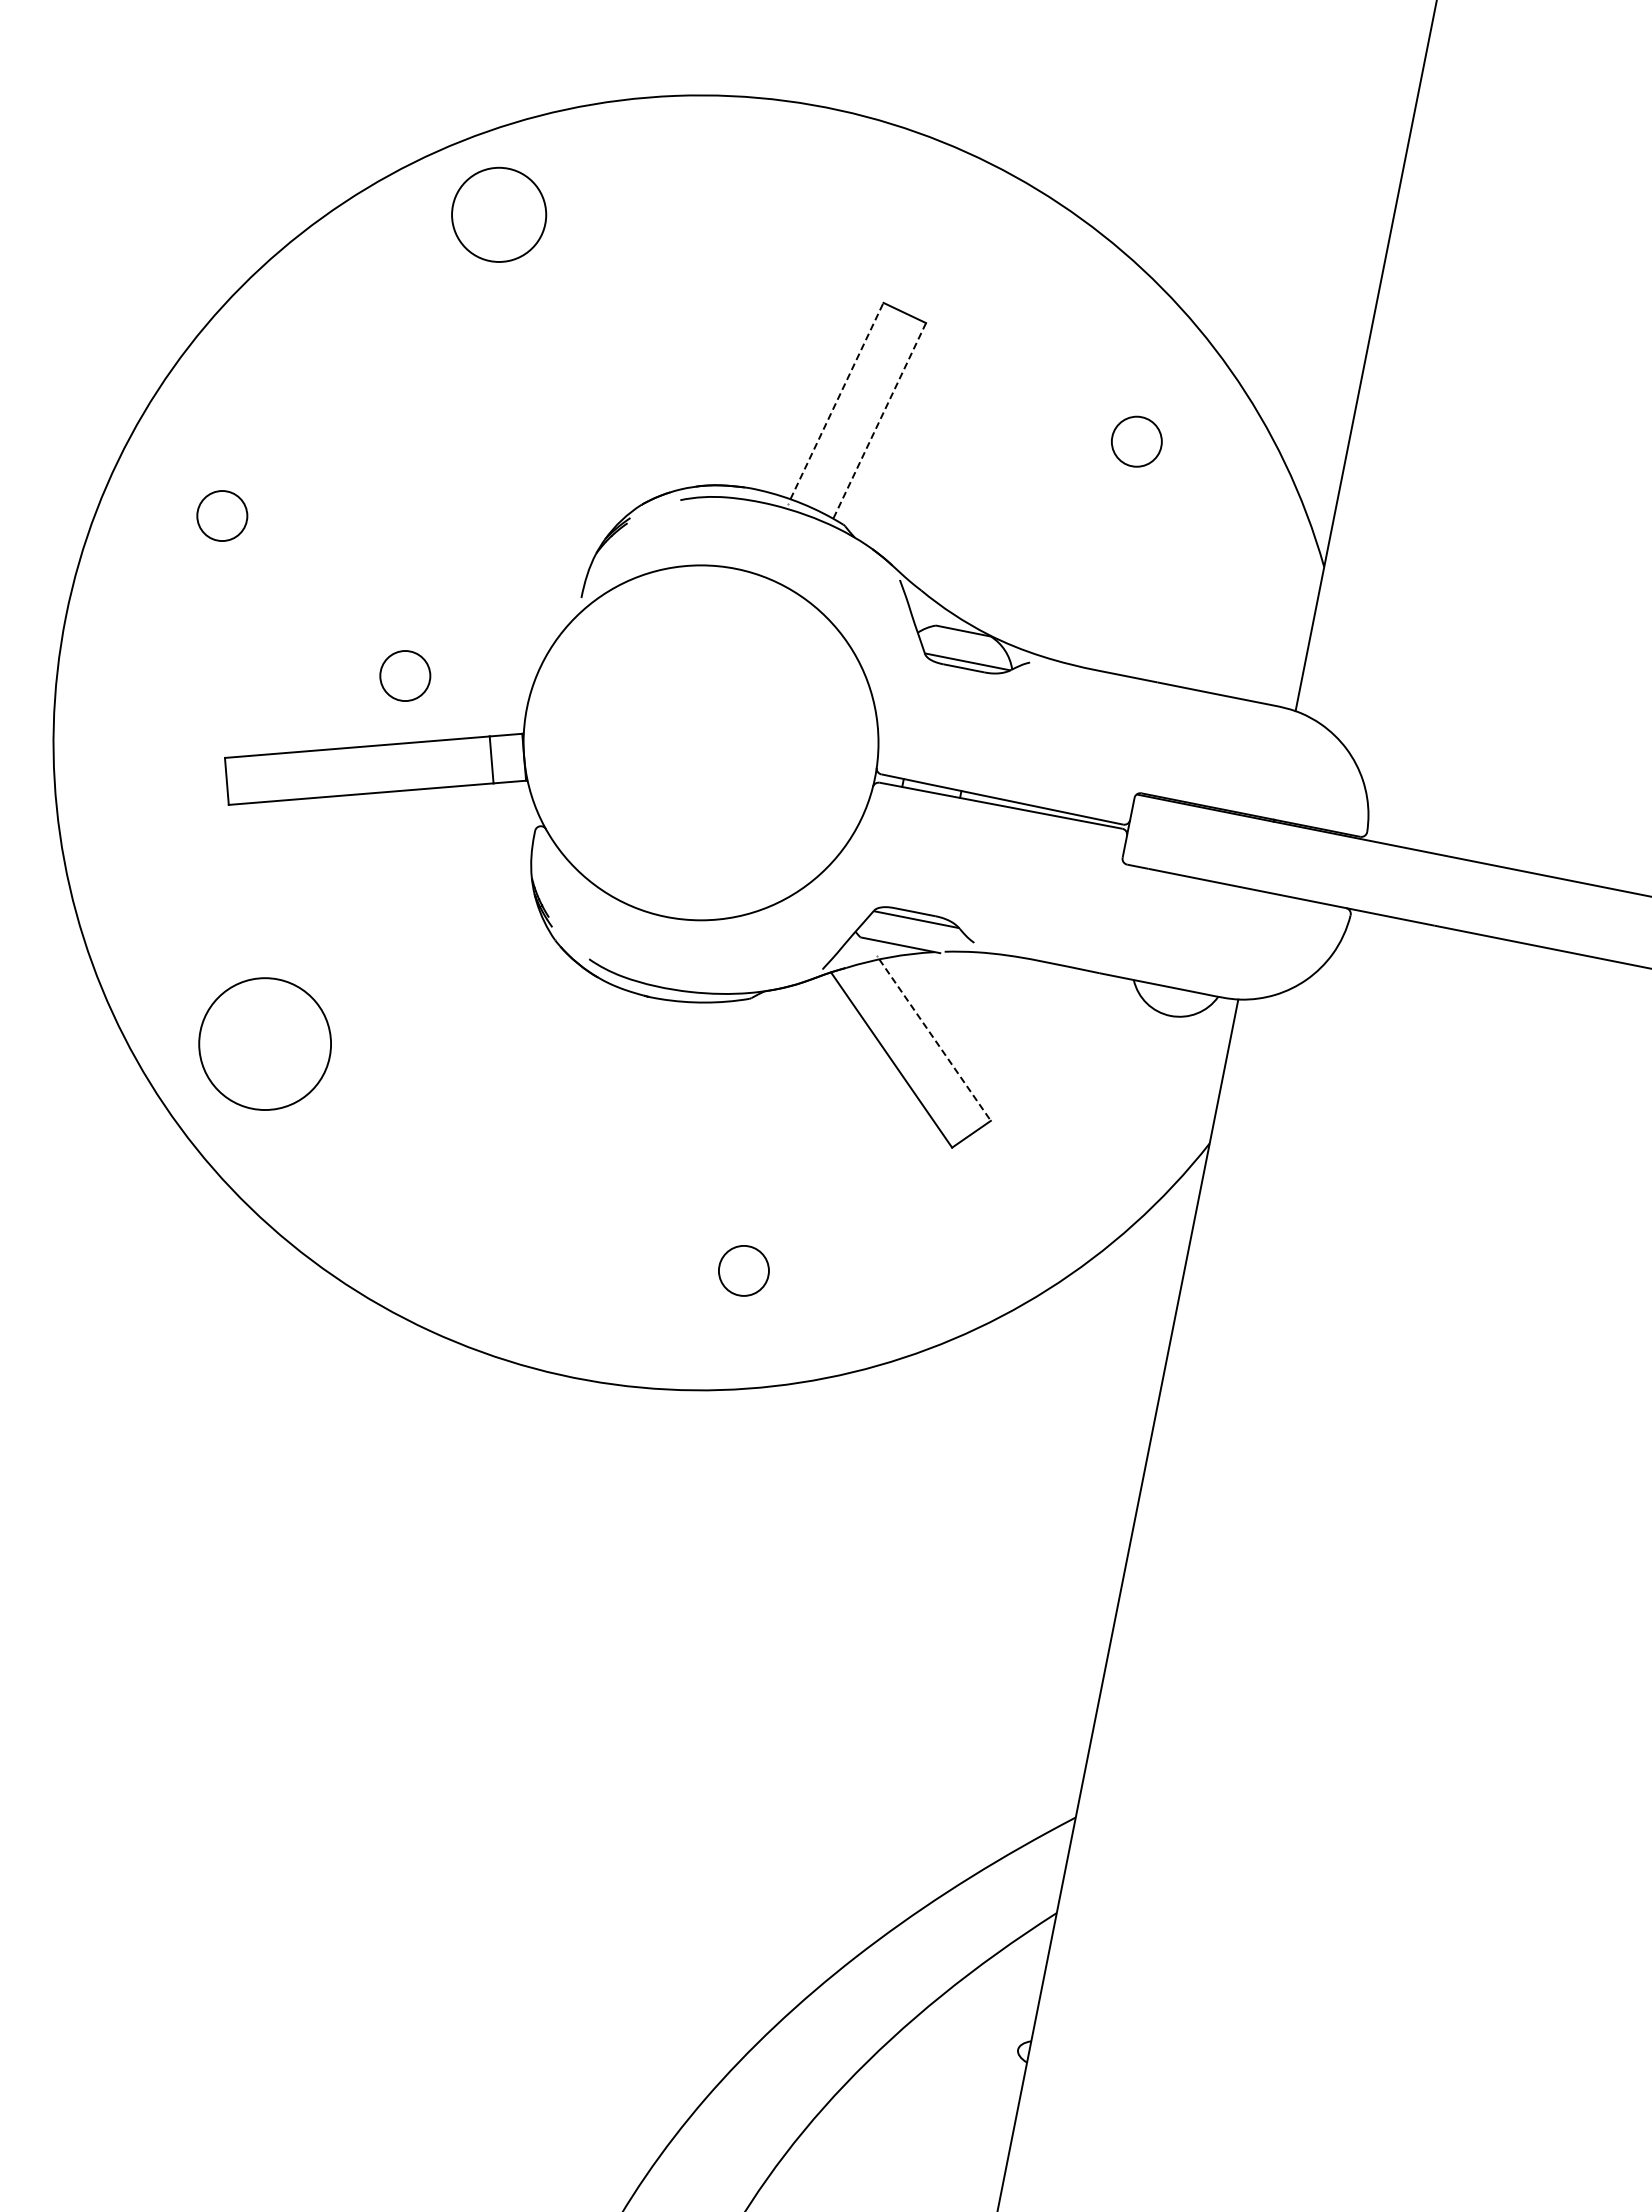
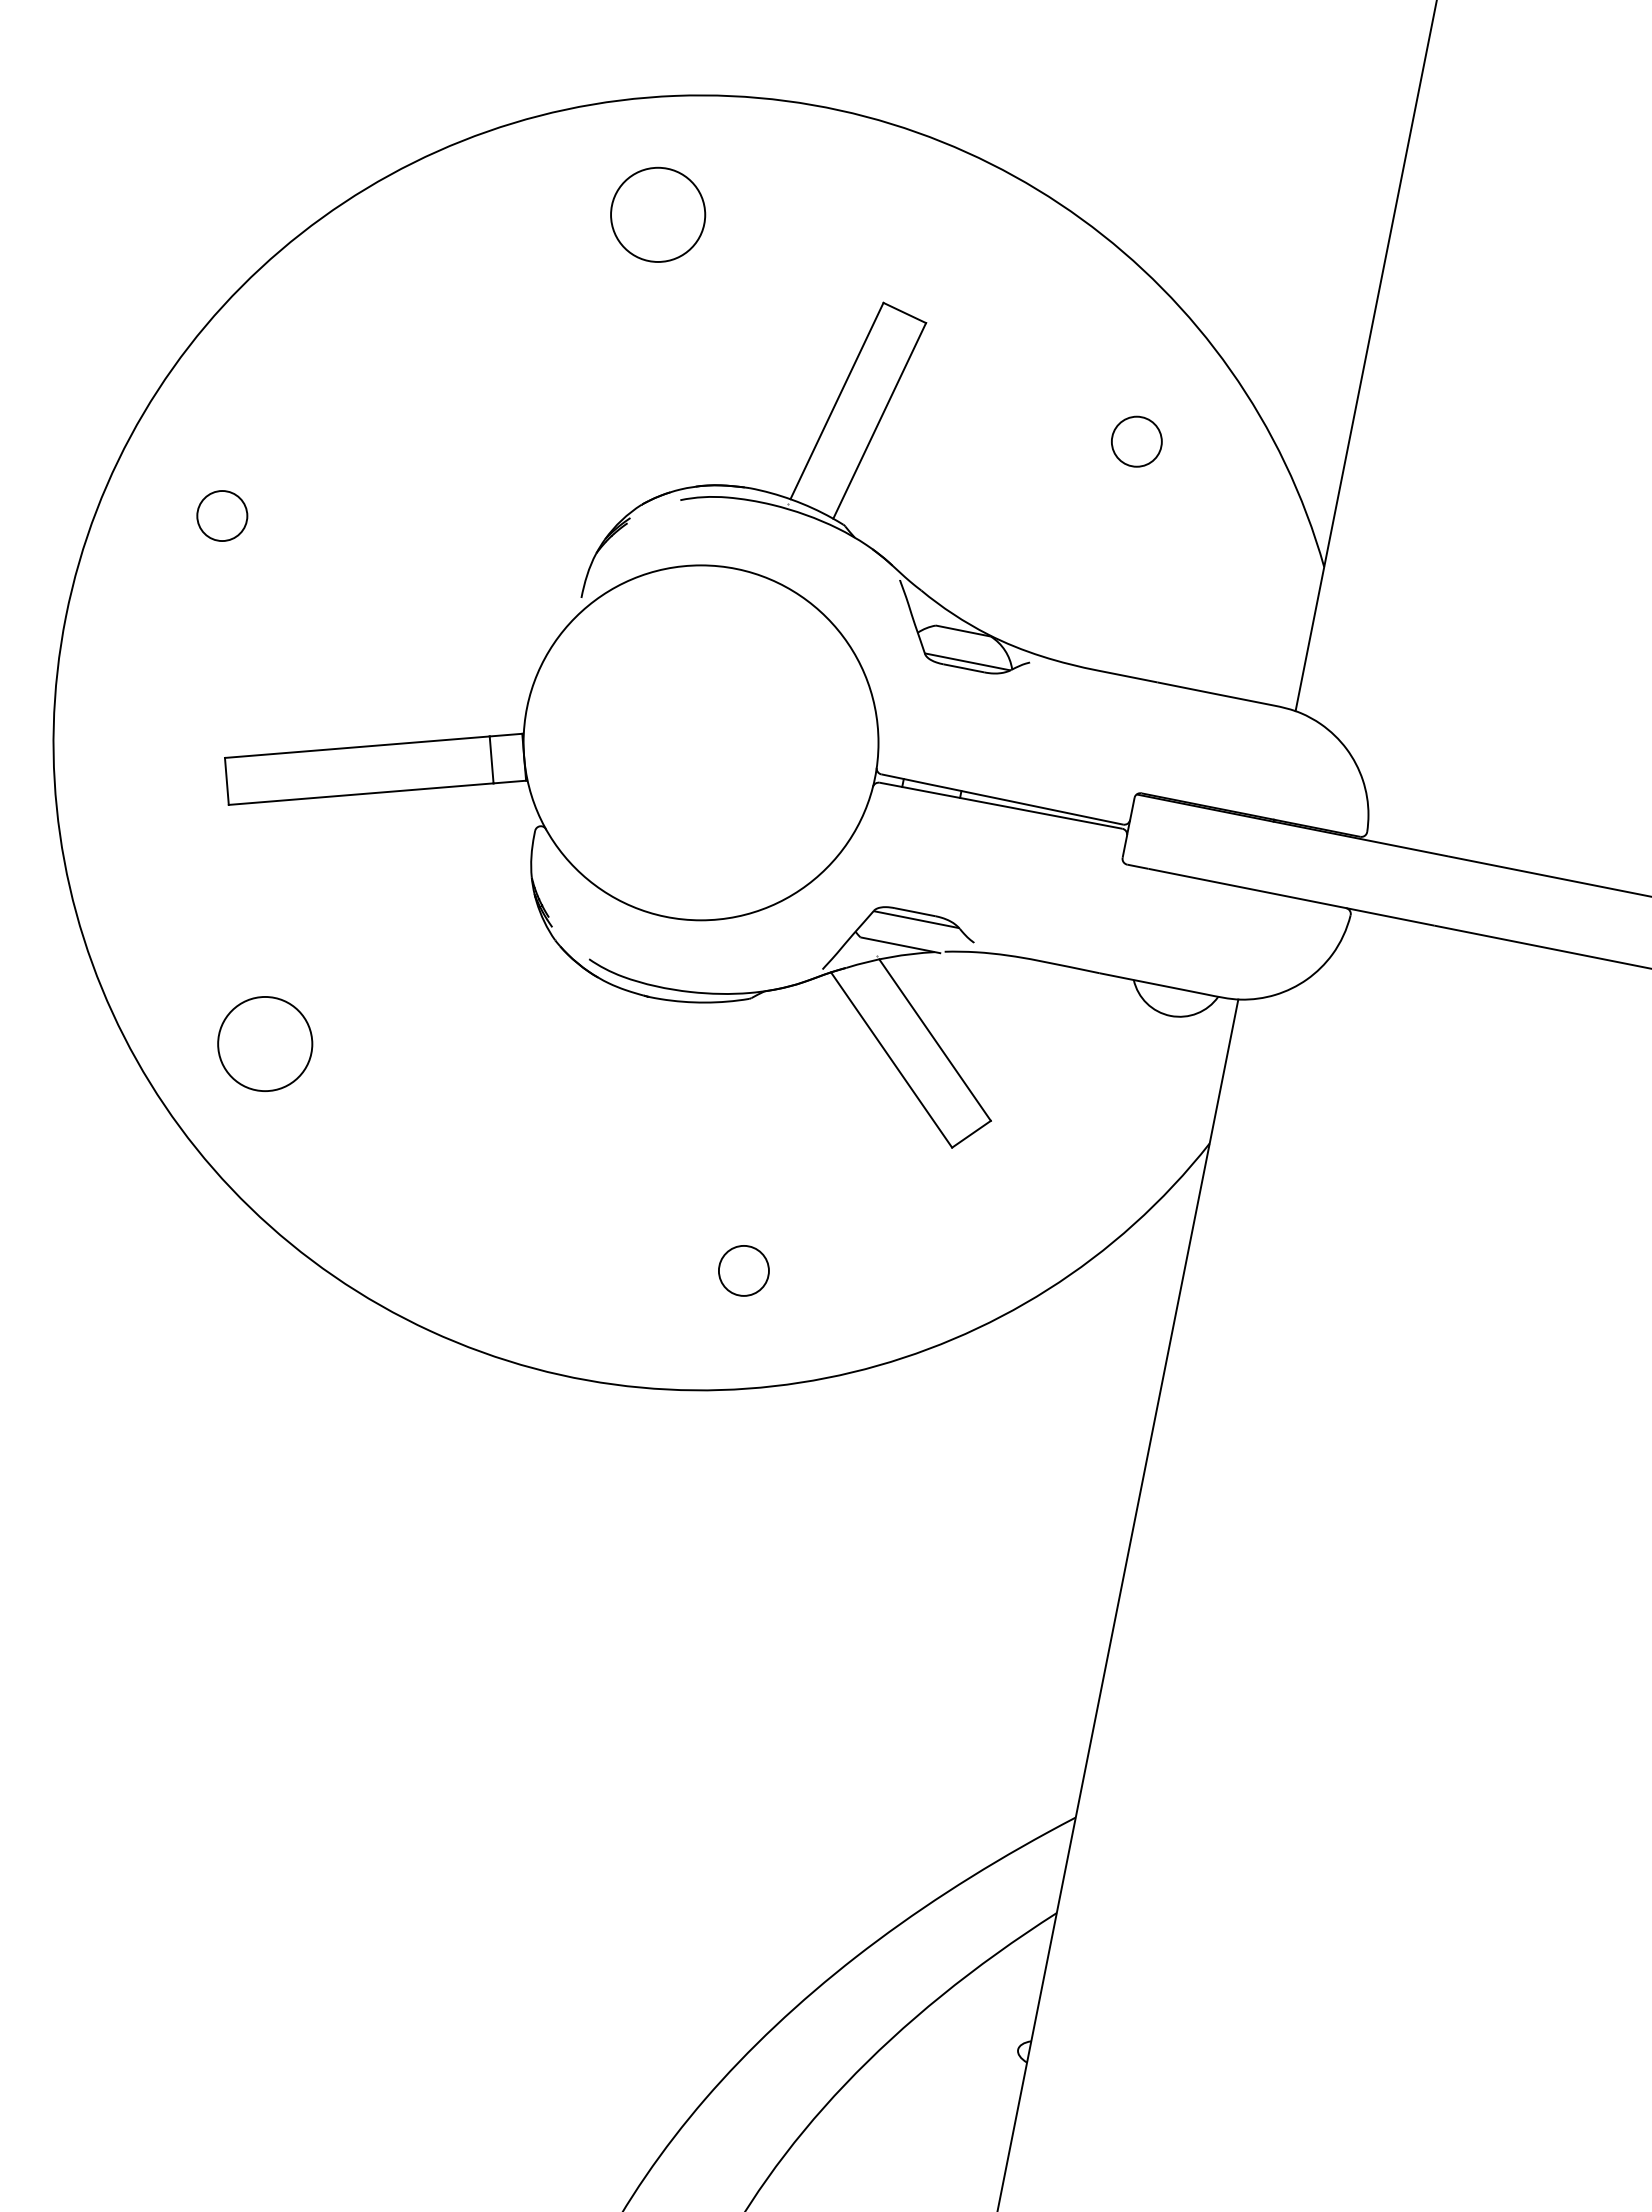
circle position: (499, 214) -> (658, 214) (658, 214)
line: dashed -> solid (837, 401)
line: dashed -> solid (879, 421)
circle: present -> none (405, 675)
line: dashed -> solid (935, 1040)
circle size: 134x134 px -> 97x96 px (265, 1043)
